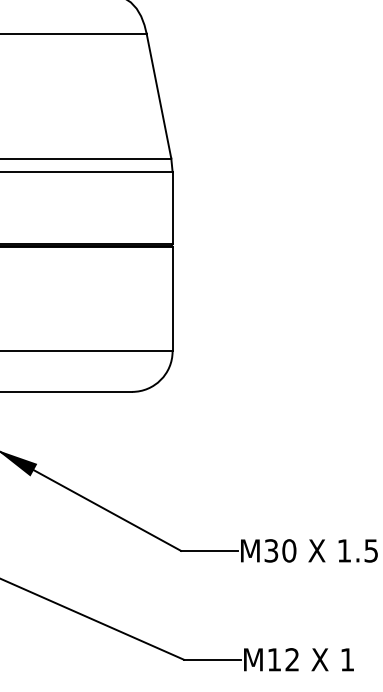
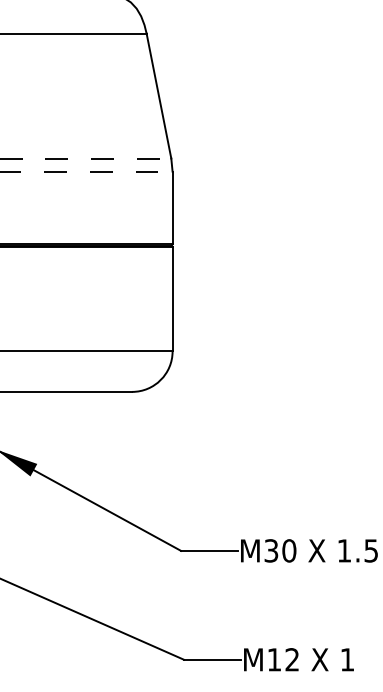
line: solid -> dashed (86, 158)
line: solid -> dashed (86, 171)
